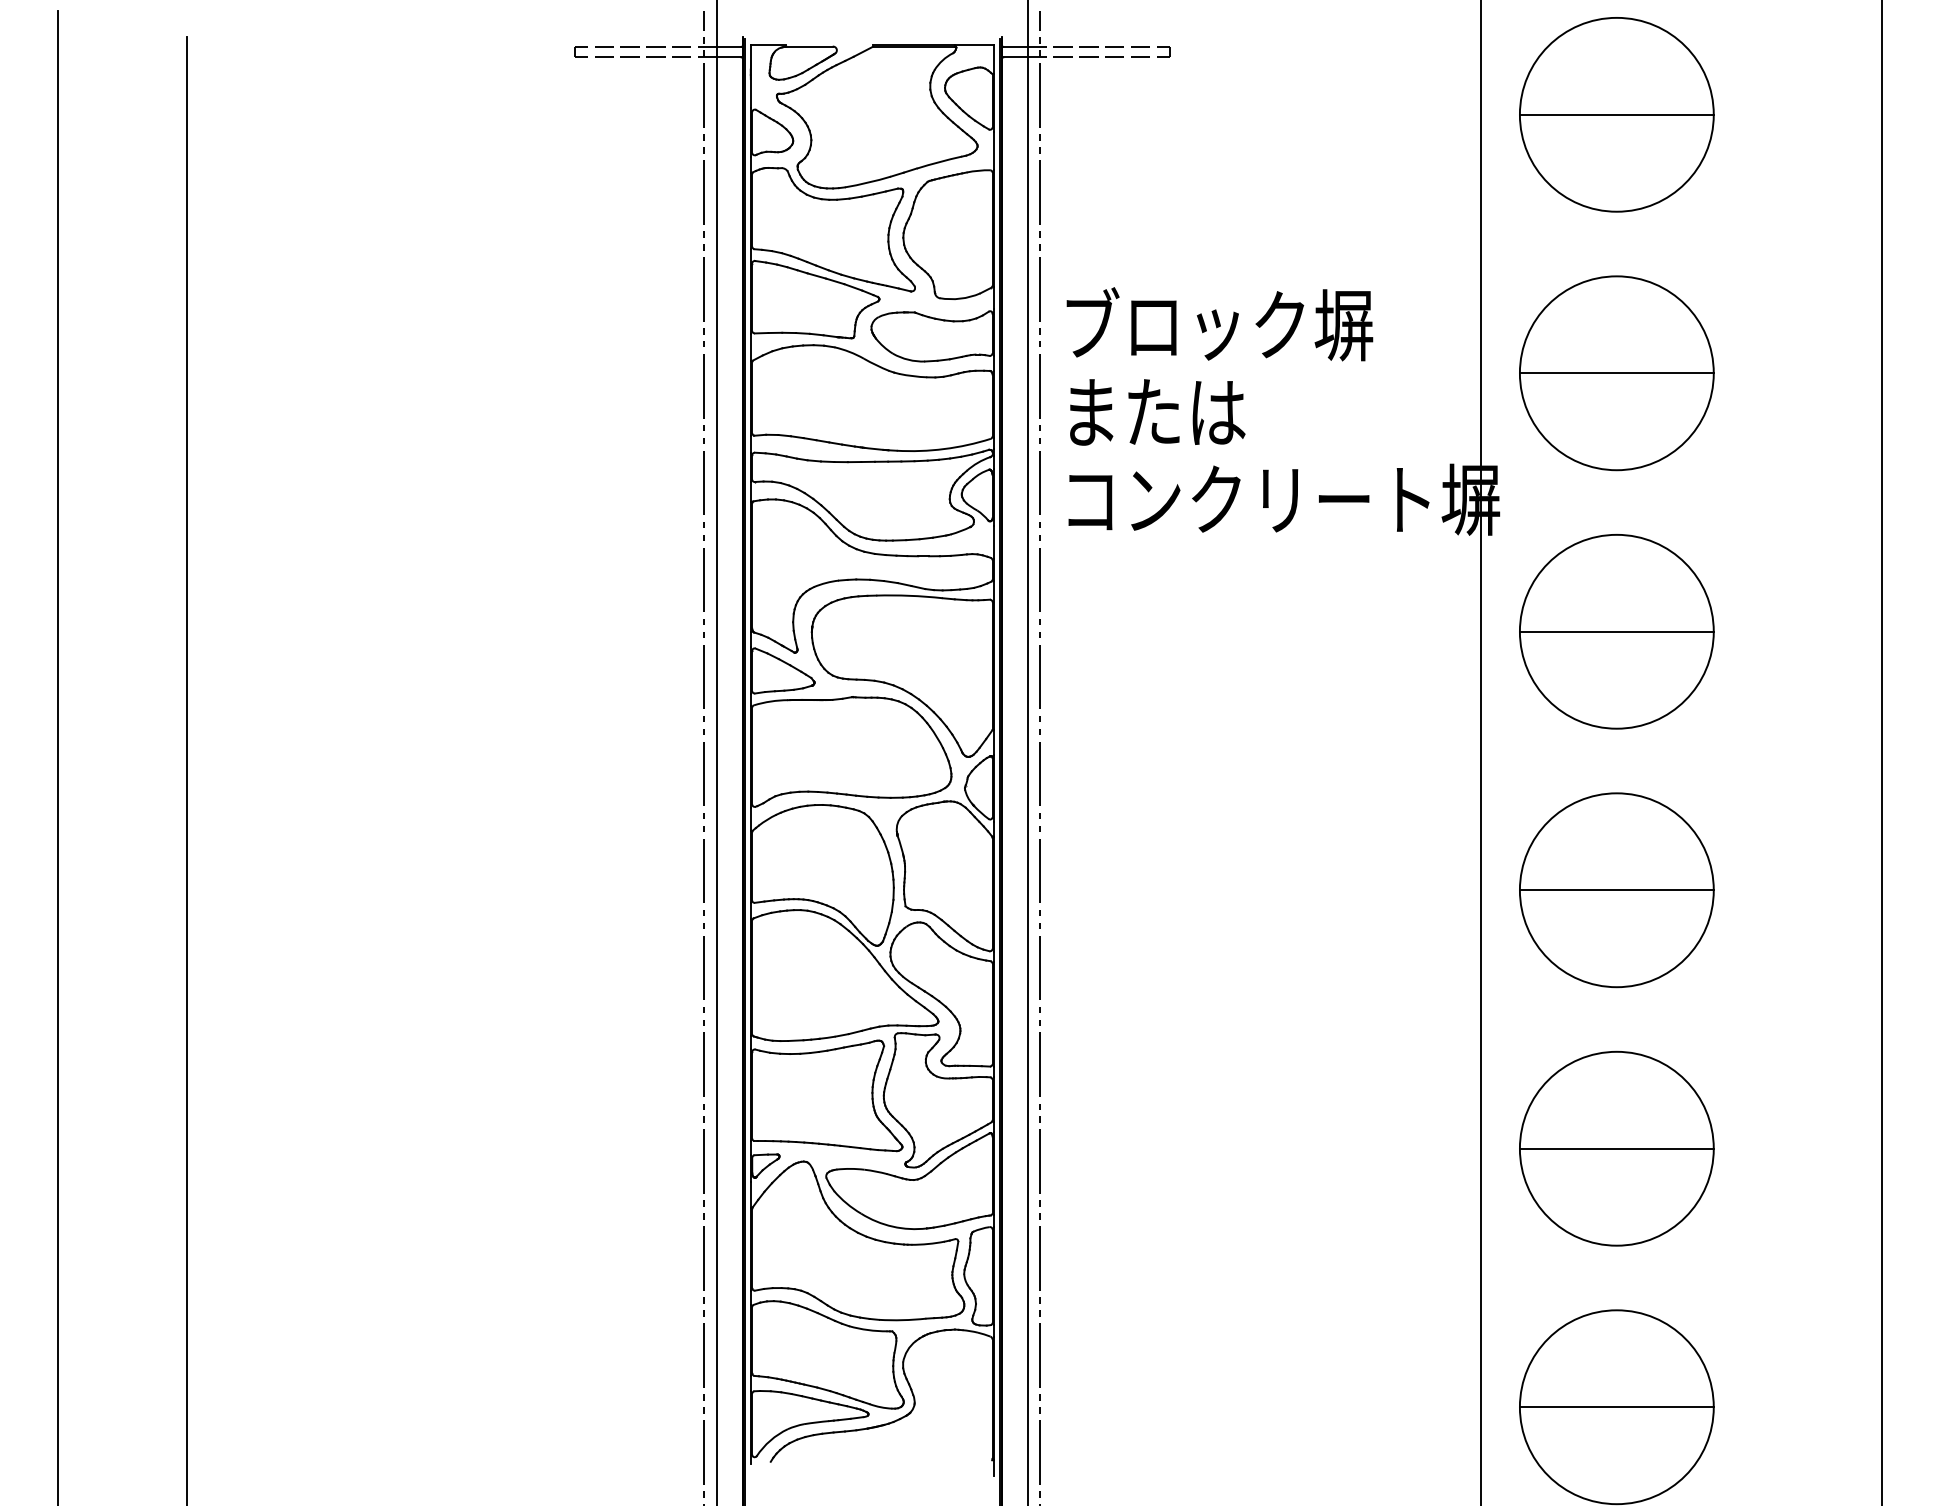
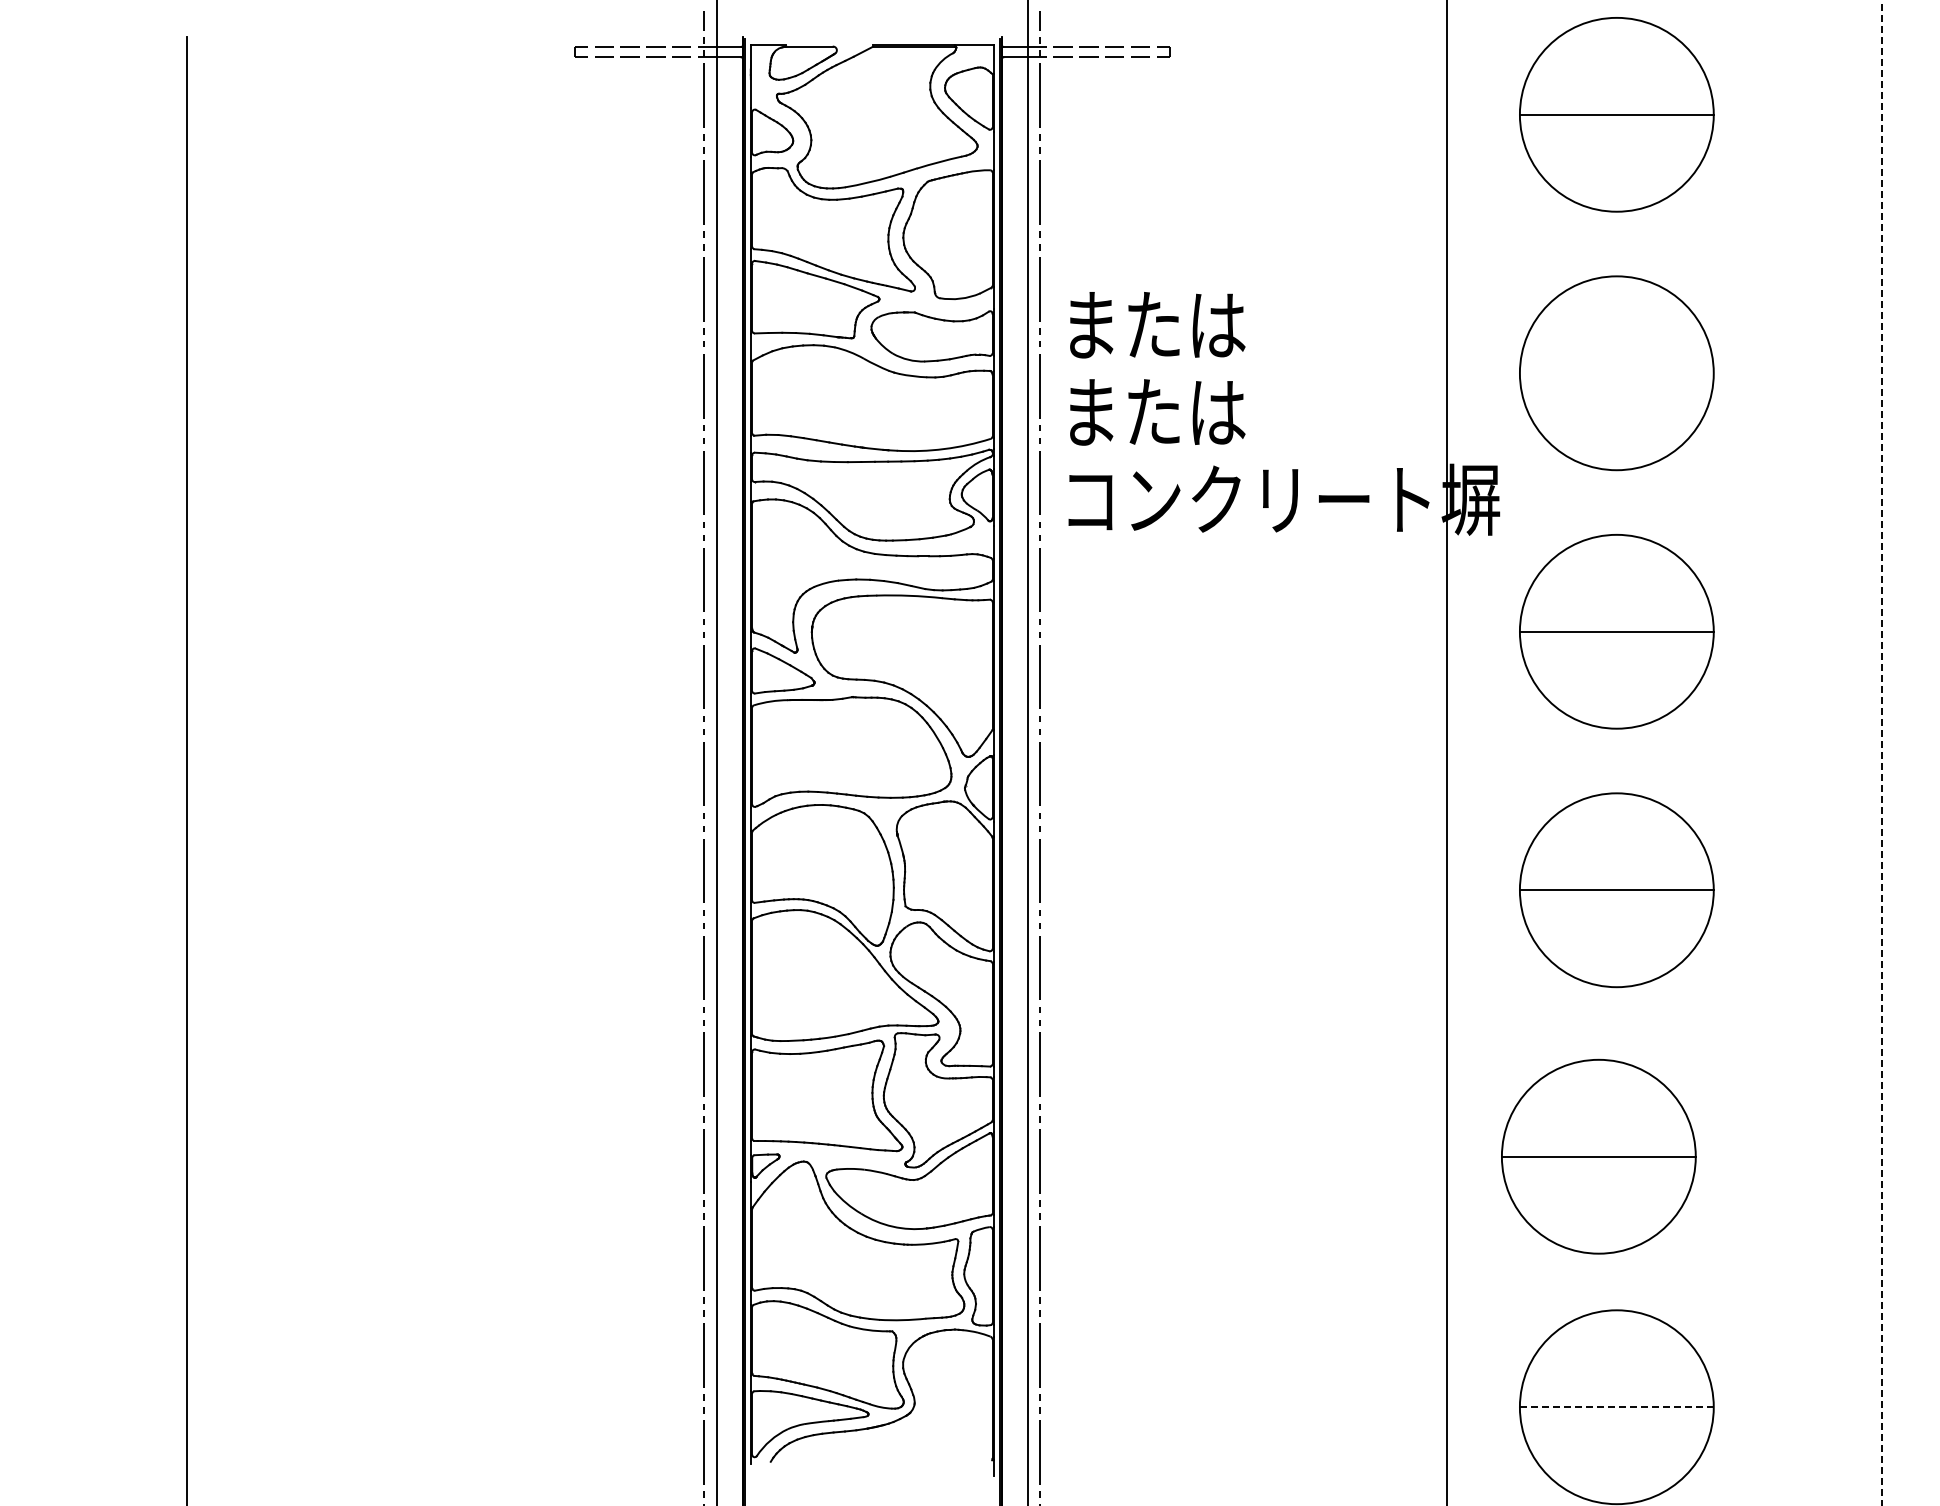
text: ブロック塀 -> または (1219, 324)
line: present -> none (1616, 373)
line position: (1481, 752) -> (1447, 752) (1447, 752)
line: solid -> dashed (1881, 753)
line: present -> none (58, 756)
part position: (1616, 1148) -> (1598, 1156) (1598, 1156)
line: solid -> dashed (1616, 1407)
